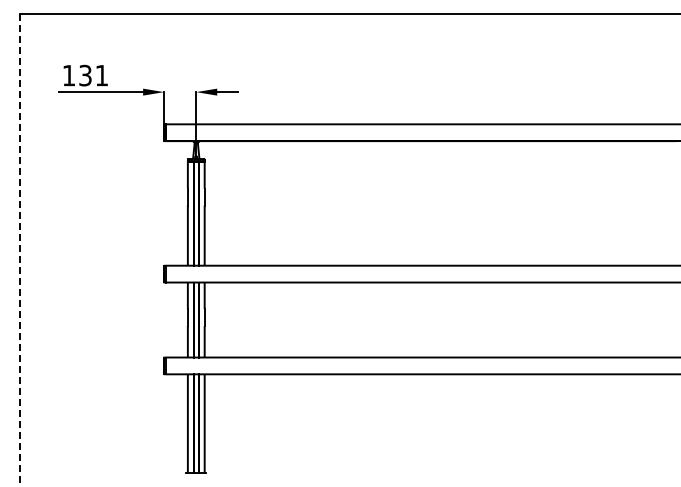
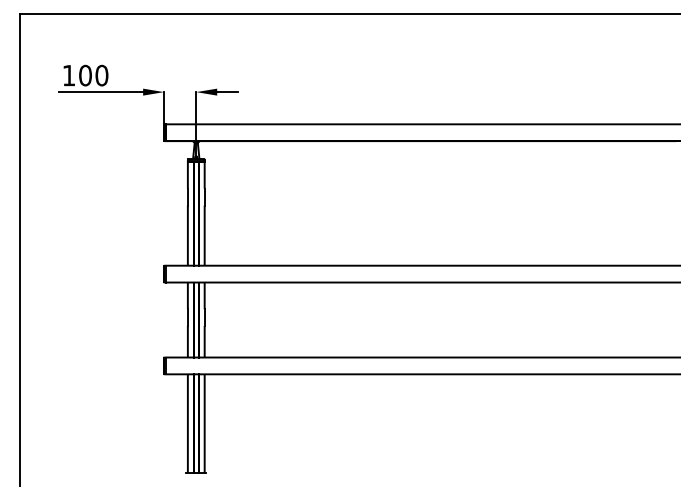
text: 131 -> 100 (93, 75)
line: dashed -> solid (20, 250)
